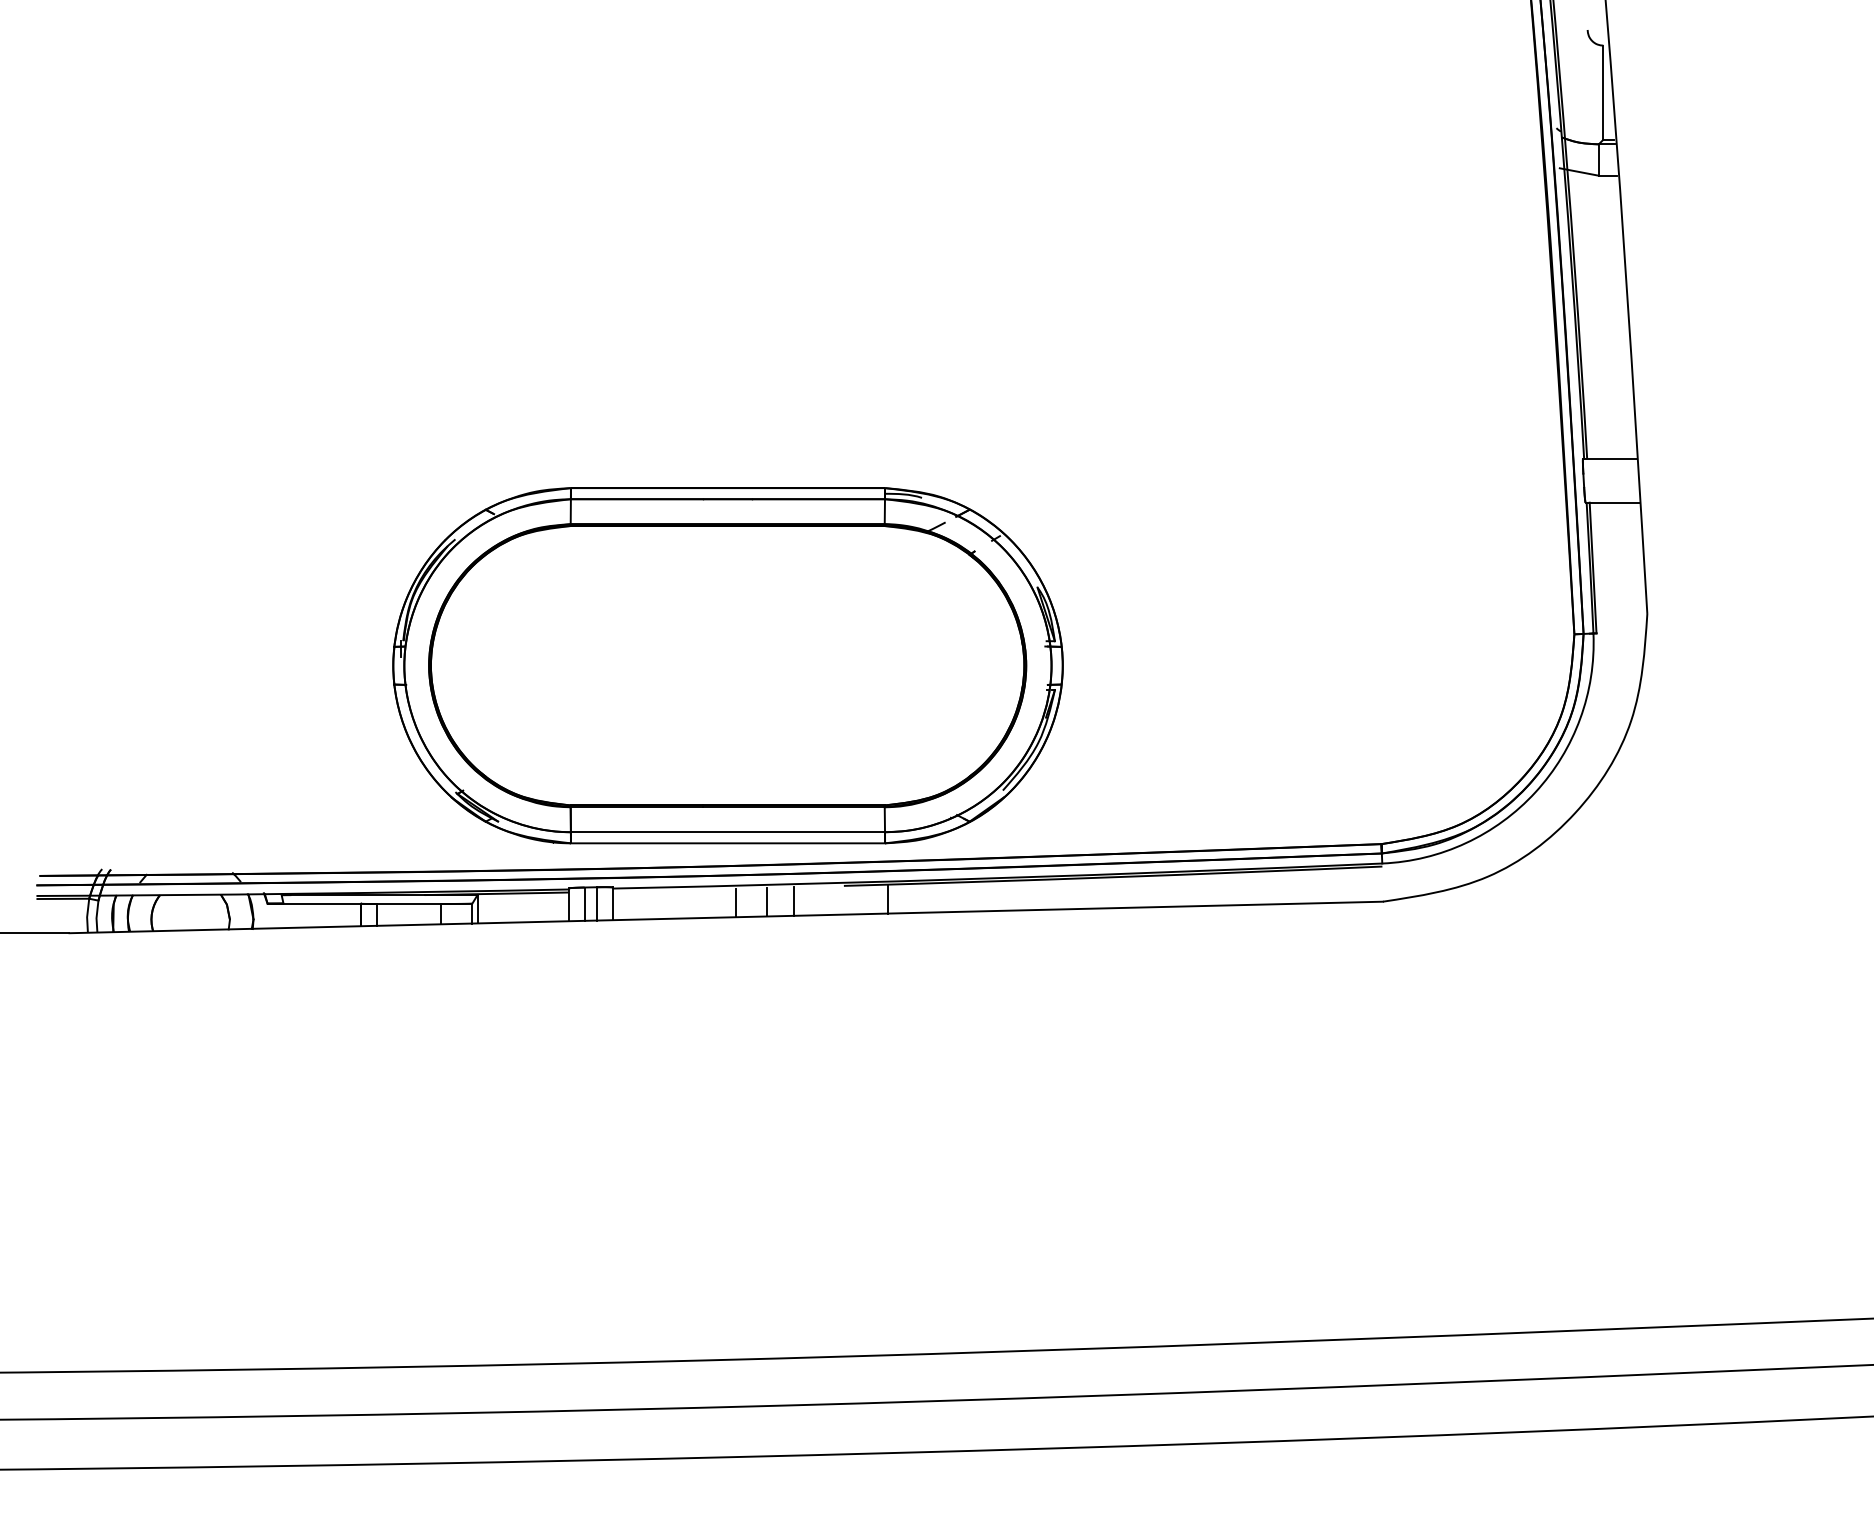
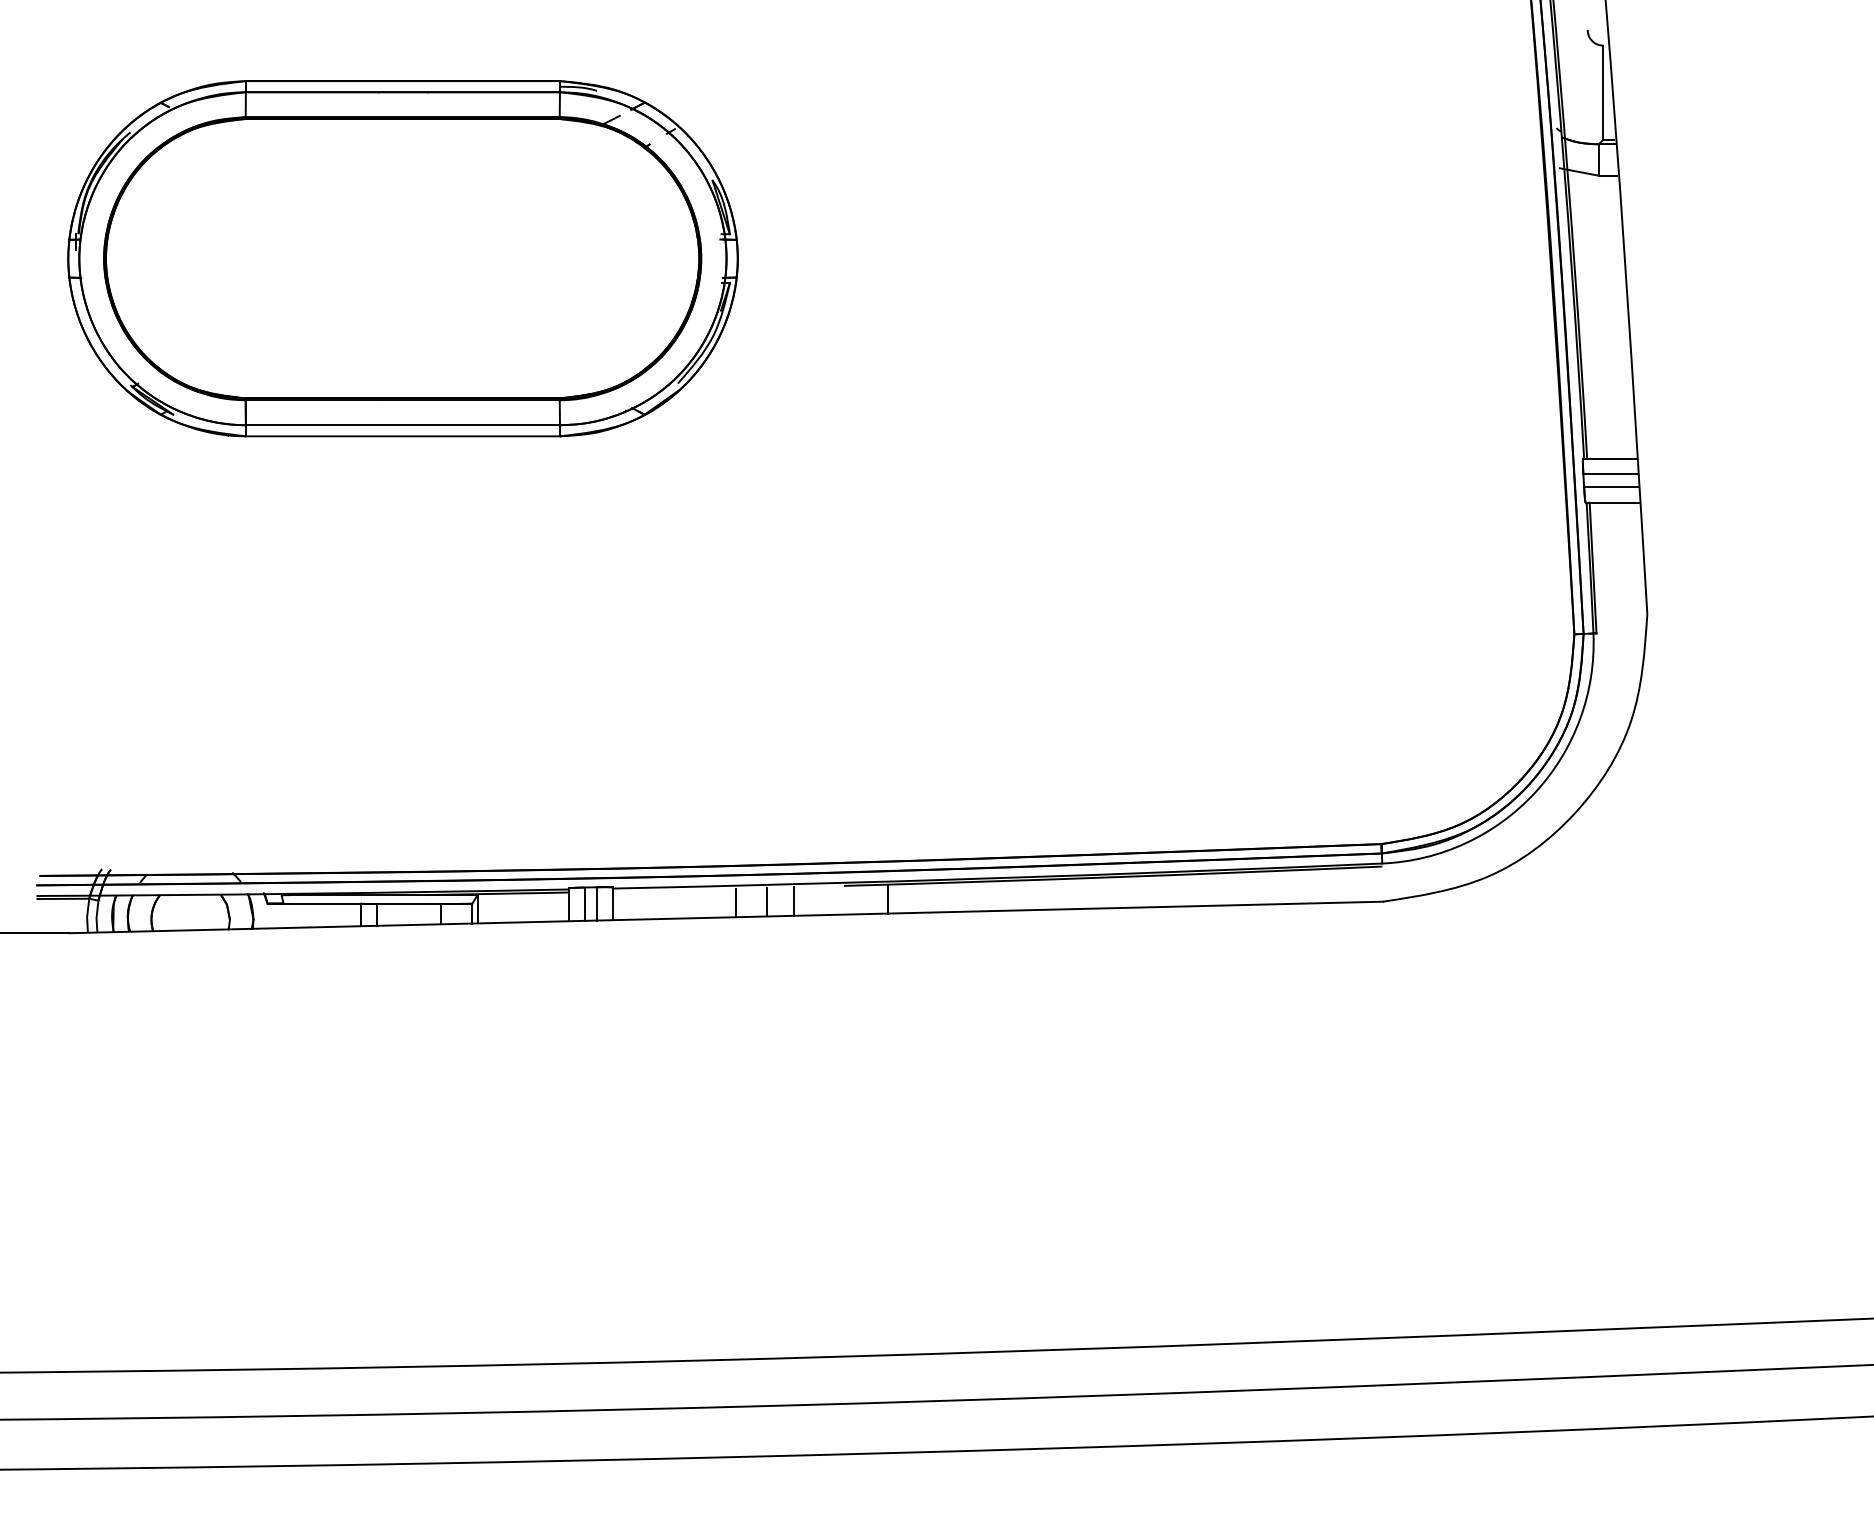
line: none -> present (1610, 474)
line: none -> present (1611, 486)
part position: (727, 665) -> (402, 258) (402, 258)
